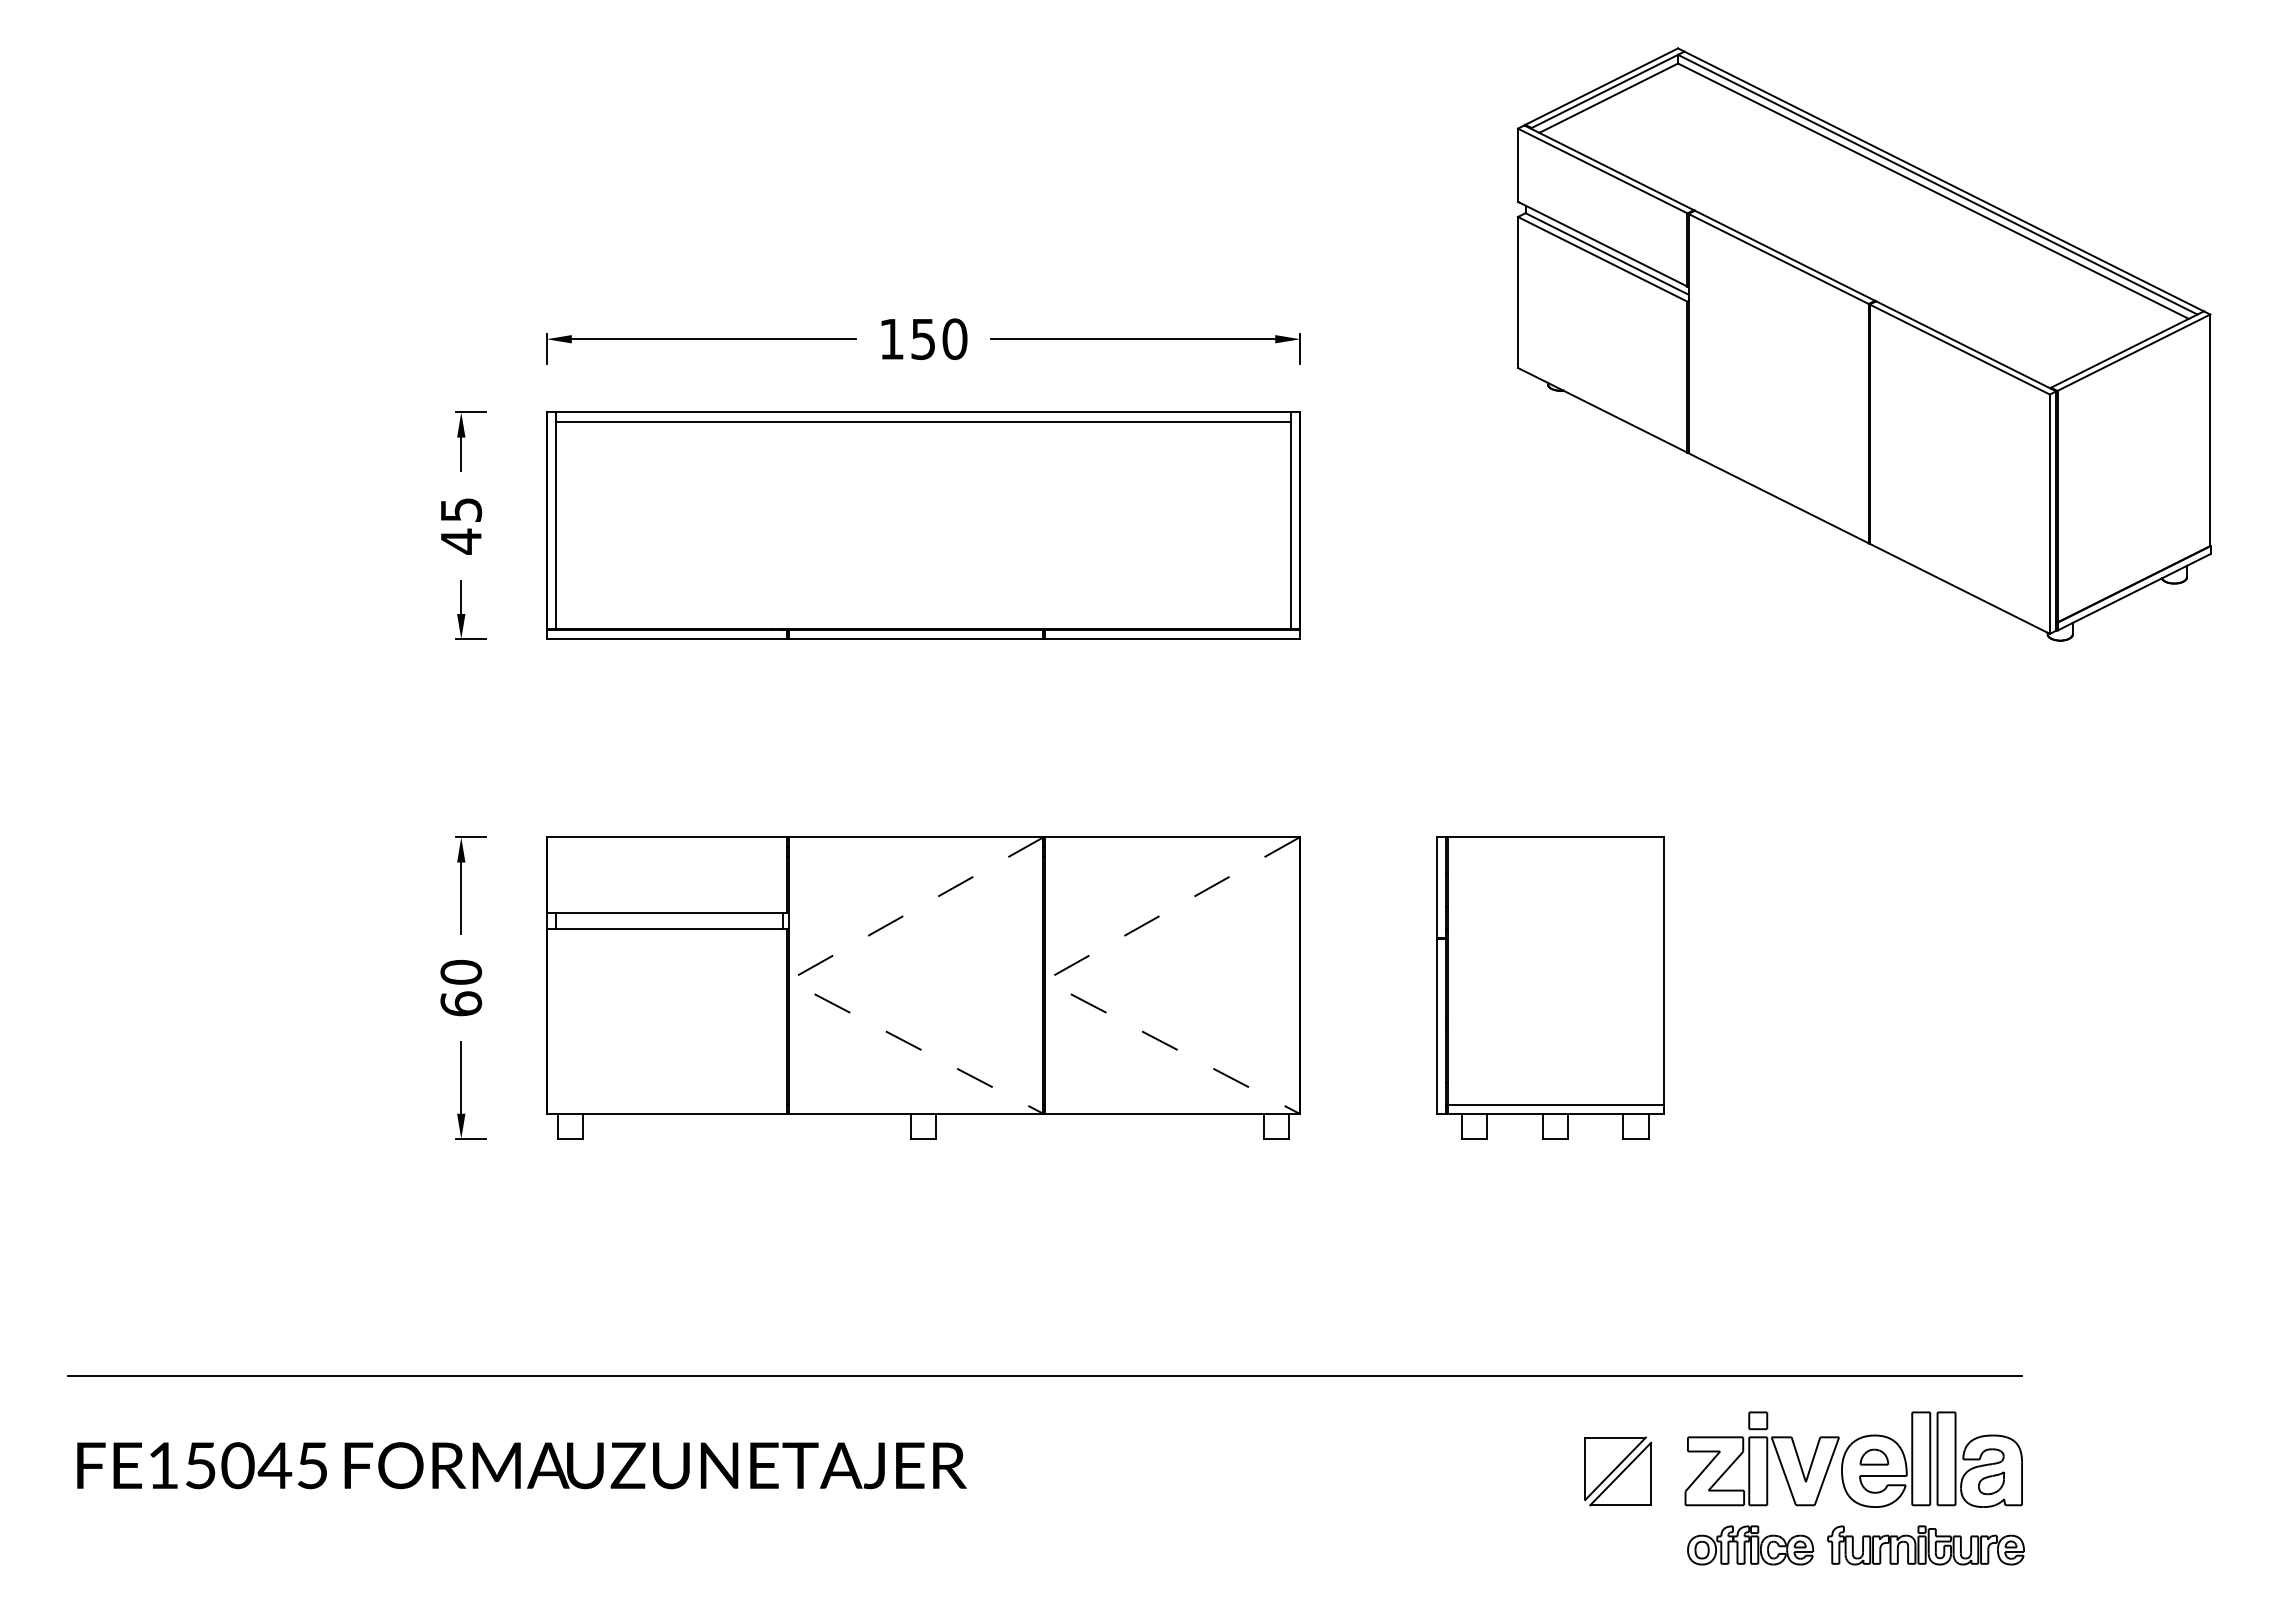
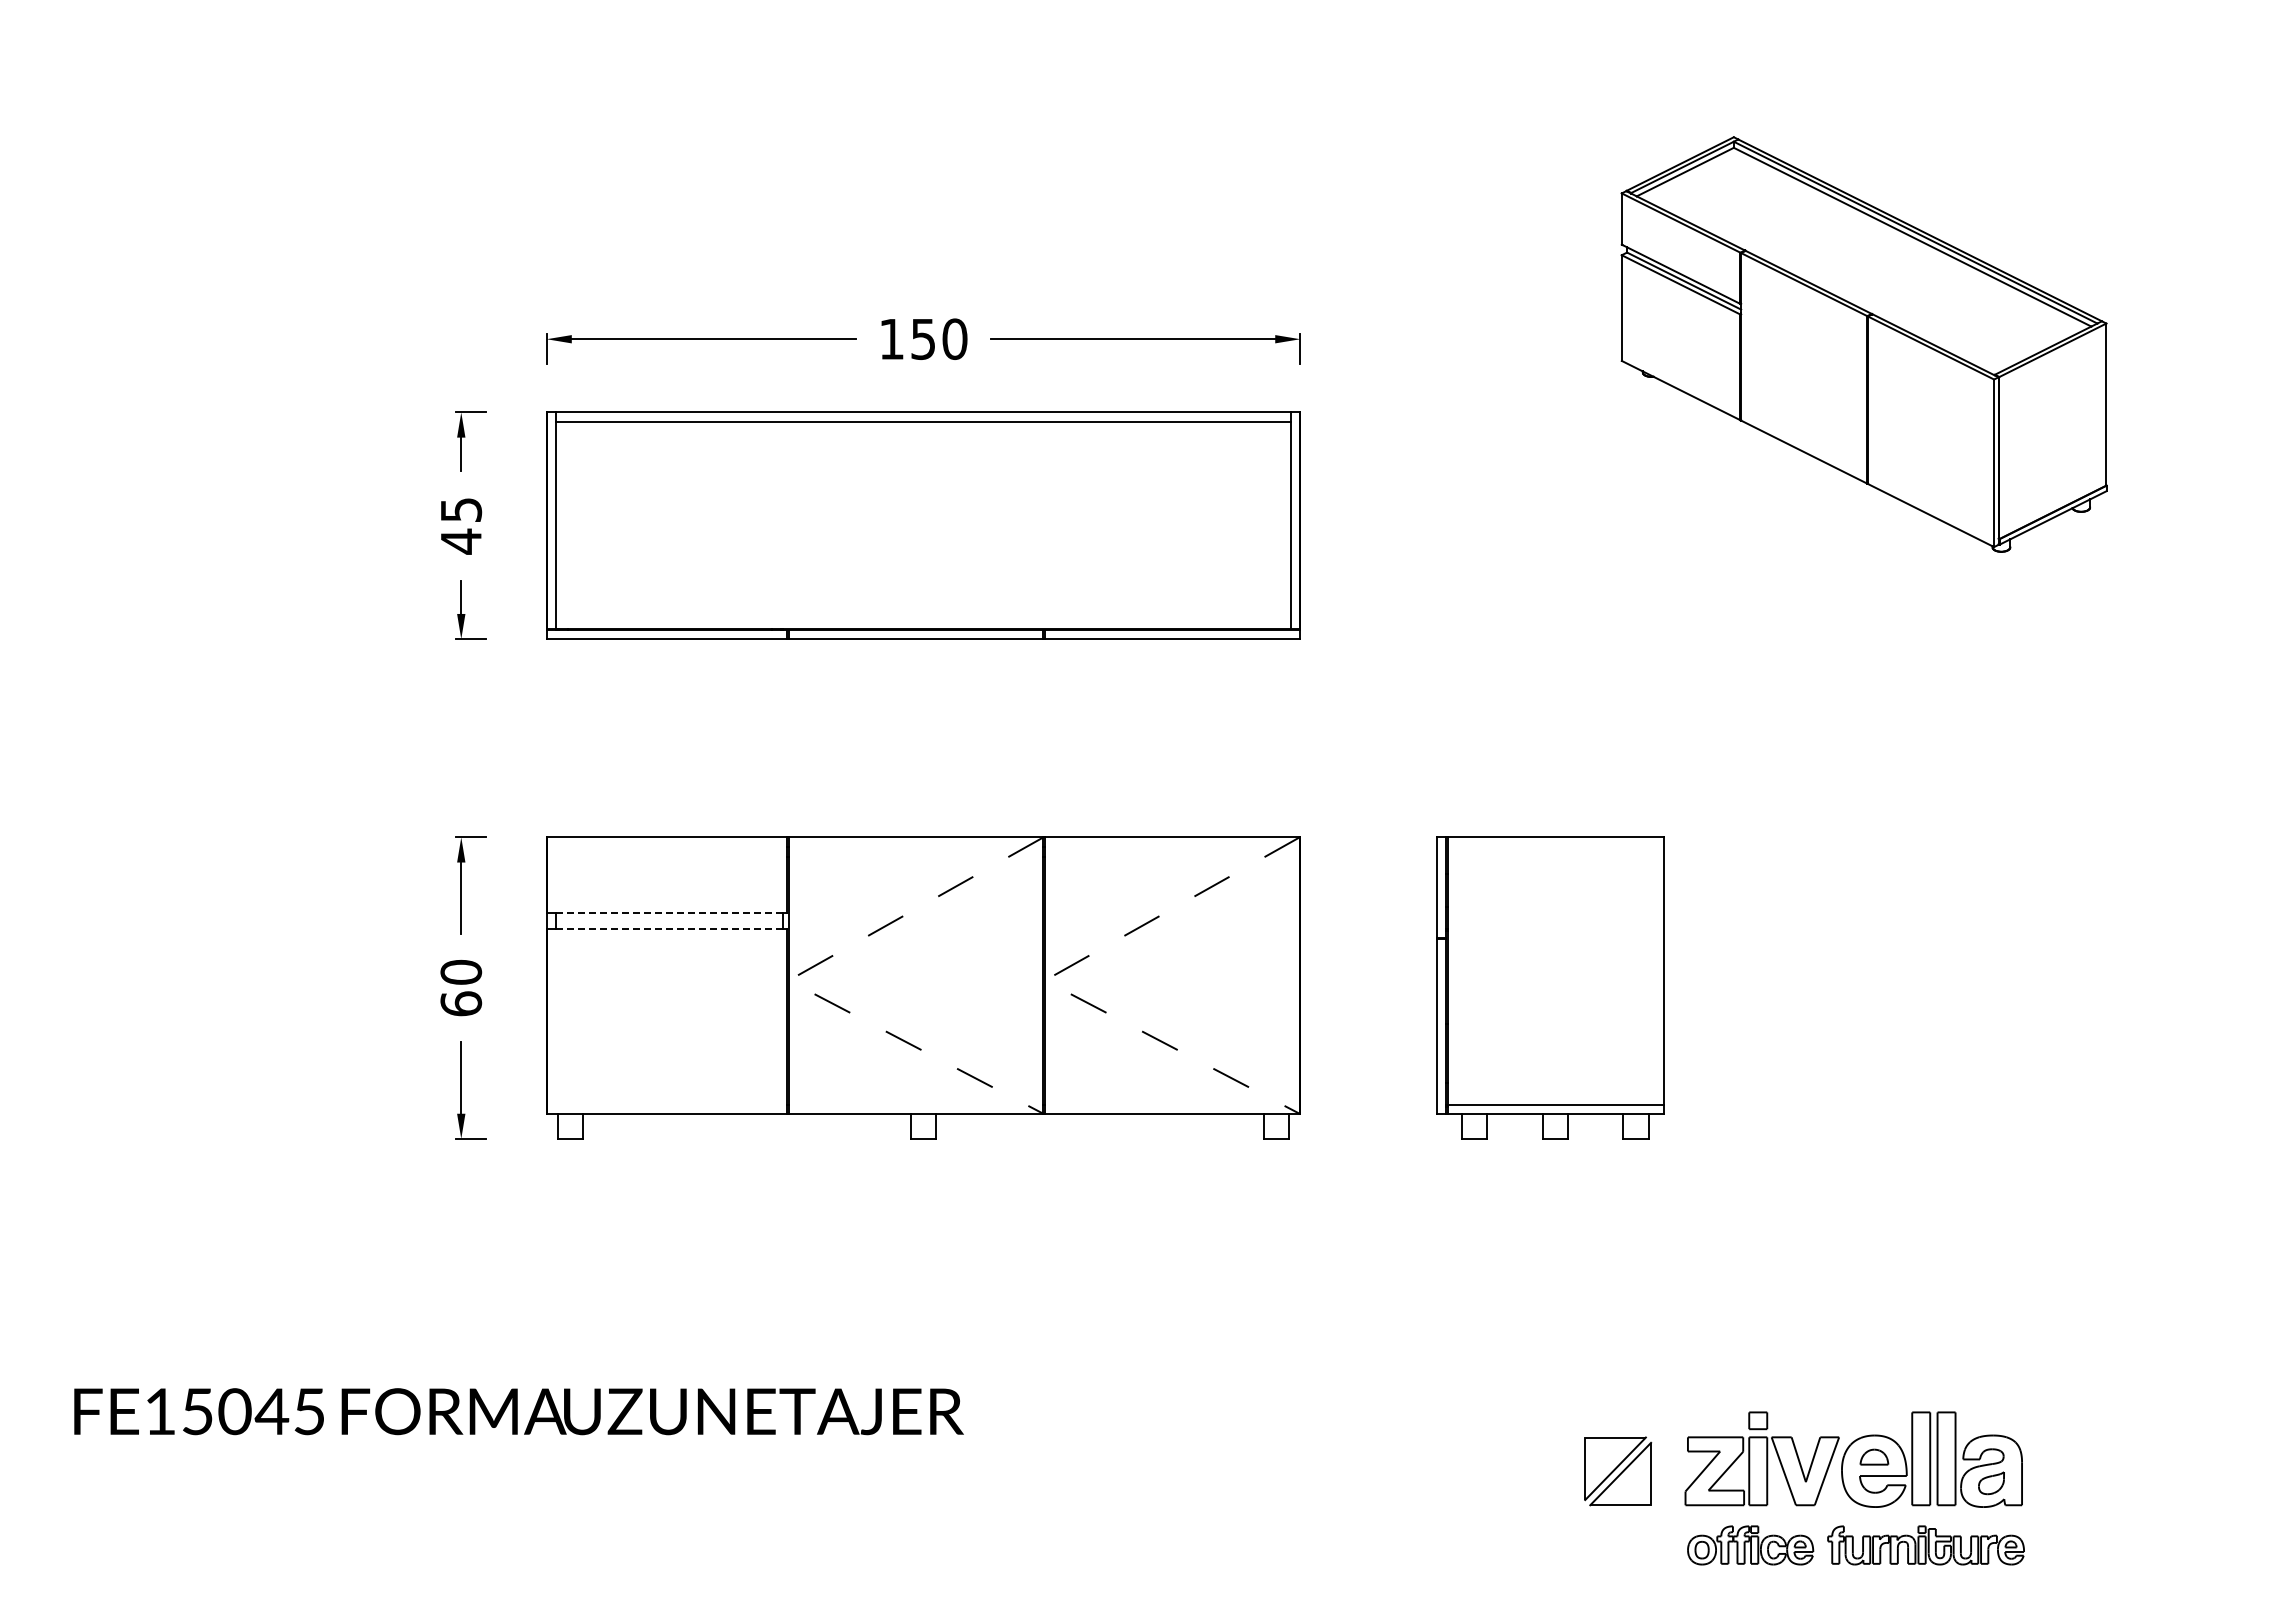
part size: 696x595 px -> 488x417 px (1863, 344)
line: solid -> dashed (669, 912)
line: solid -> dashed (669, 929)
line: present -> none (1045, 1376)
text position: (521, 1465) -> (518, 1411) (518, 1411)
